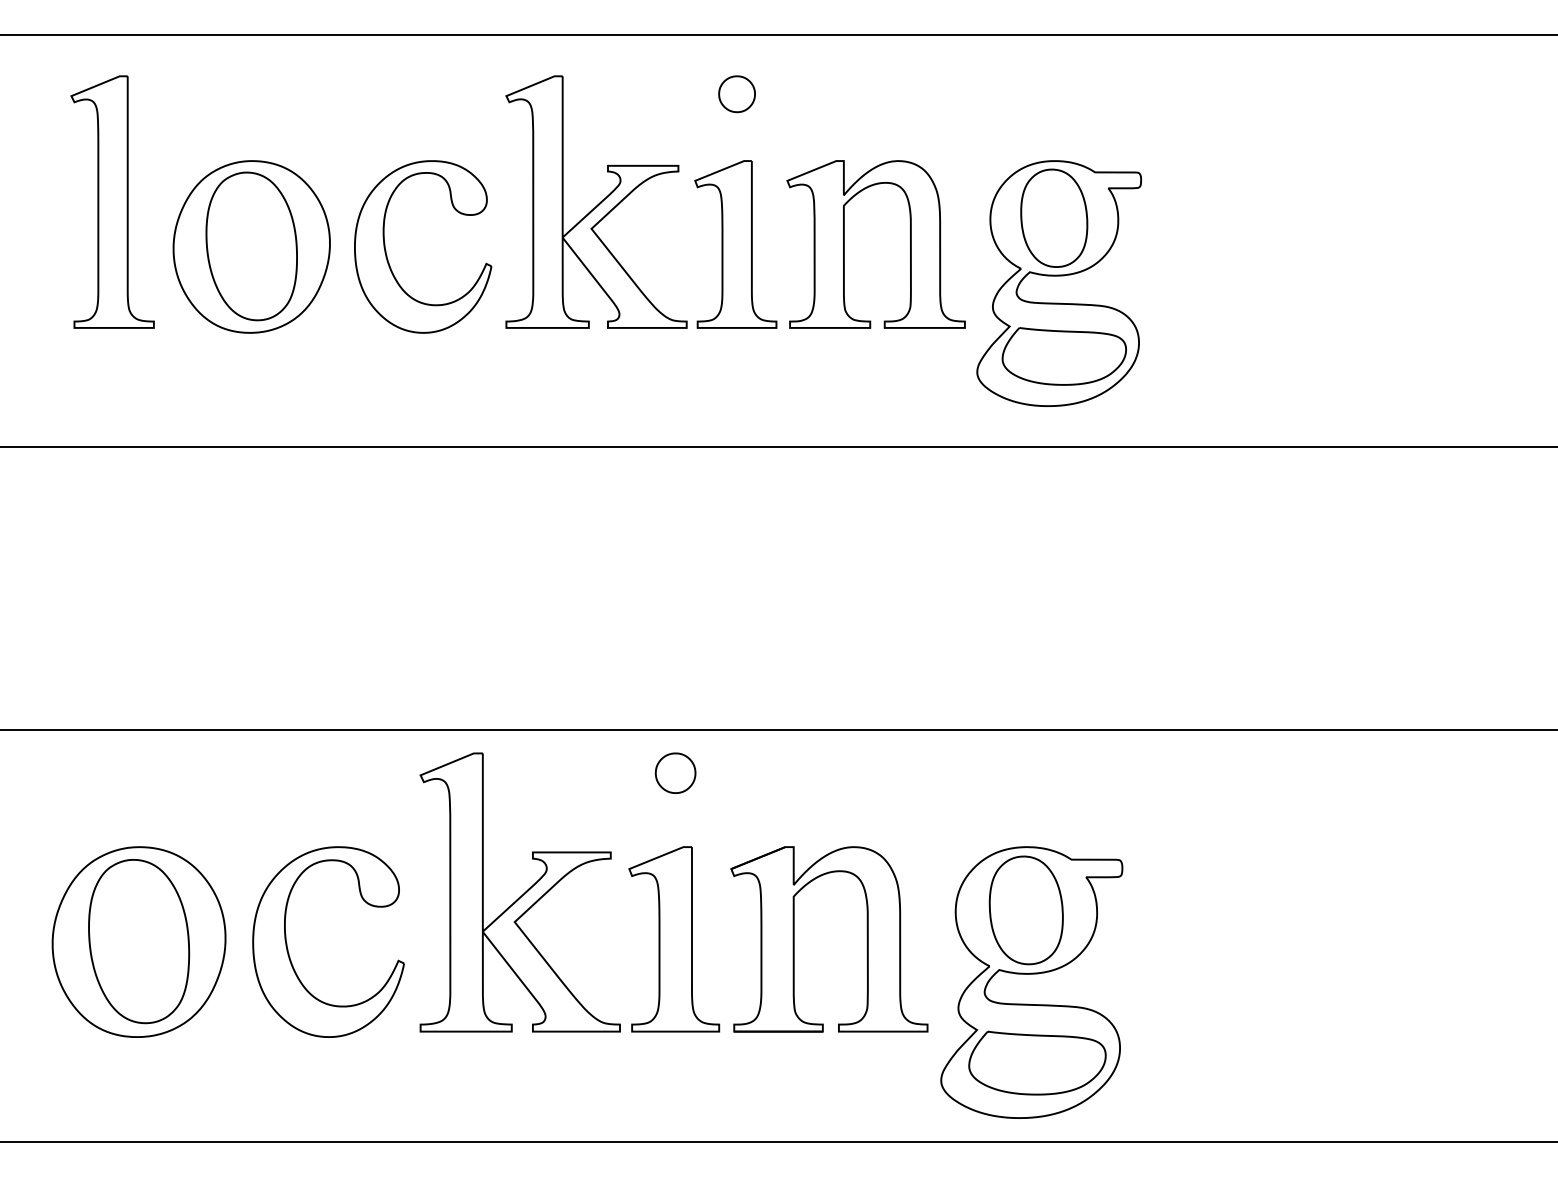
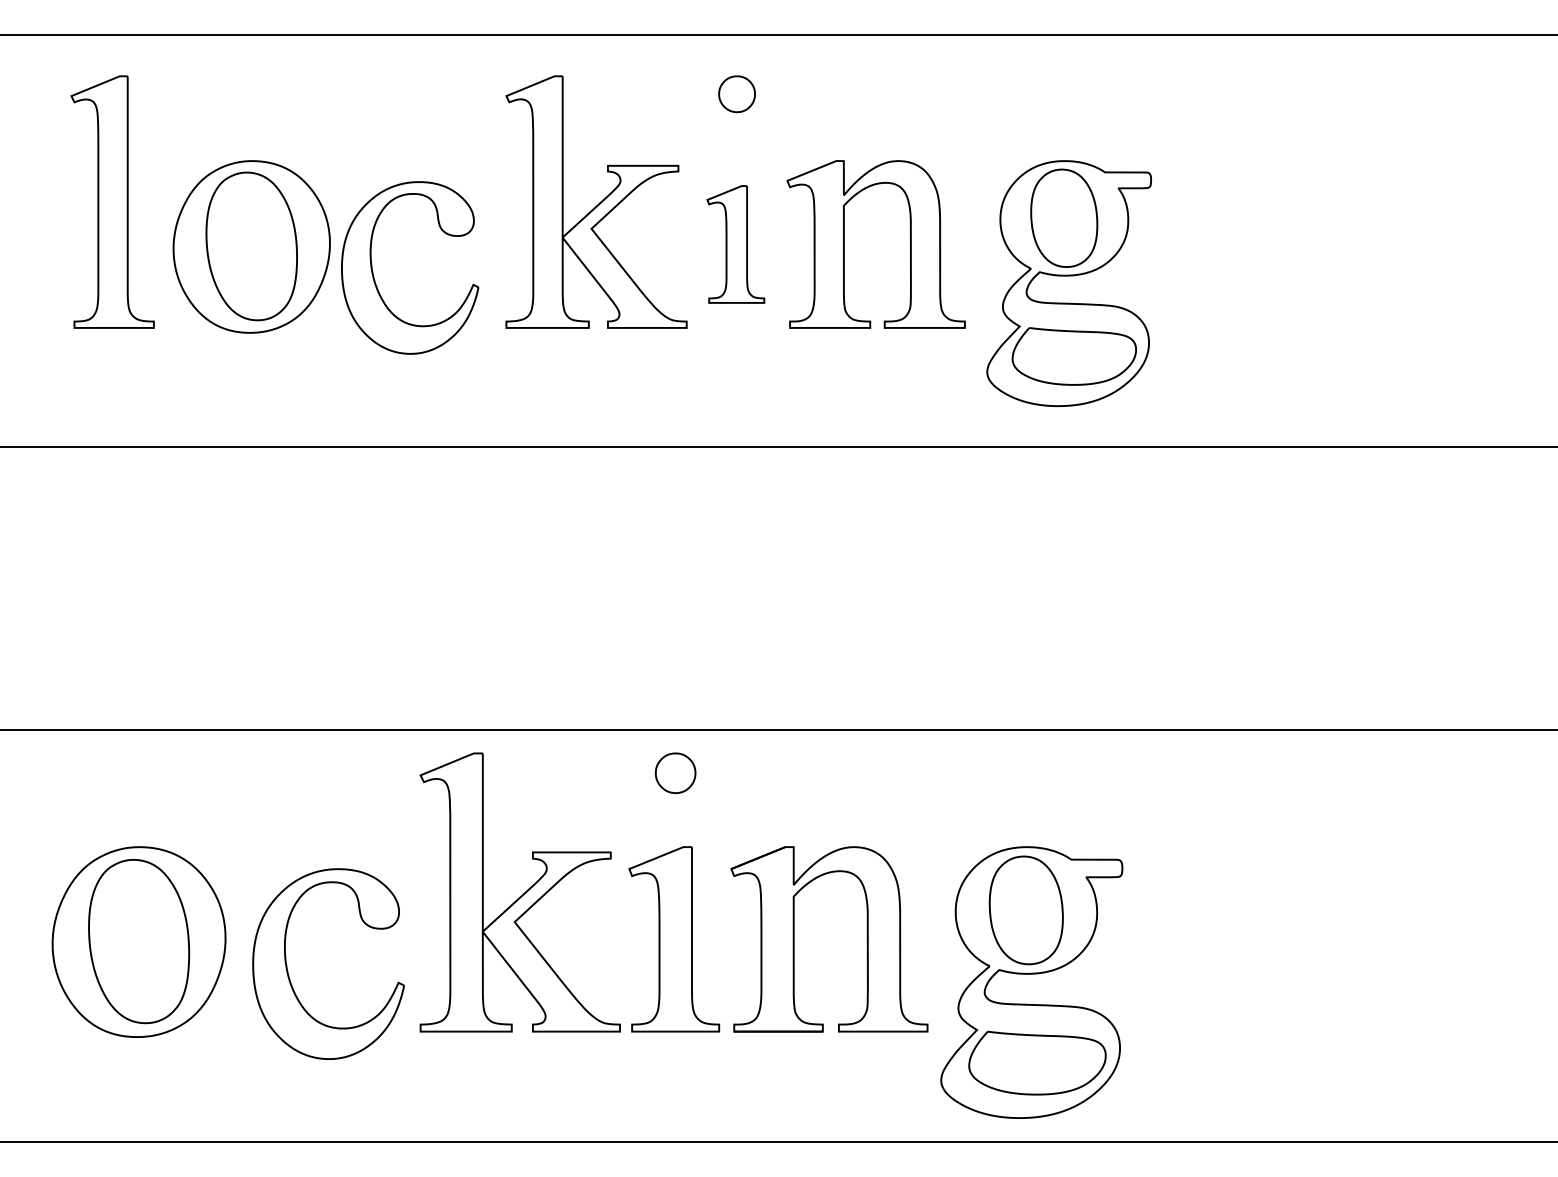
part size: 84x169 px -> 60x119 px (735, 244)
part position: (387, 255) -> (374, 276) (374, 276)
part position: (1058, 276) -> (1068, 276) (1068, 276)
part position: (288, 949) -> (288, 971) (288, 971)
